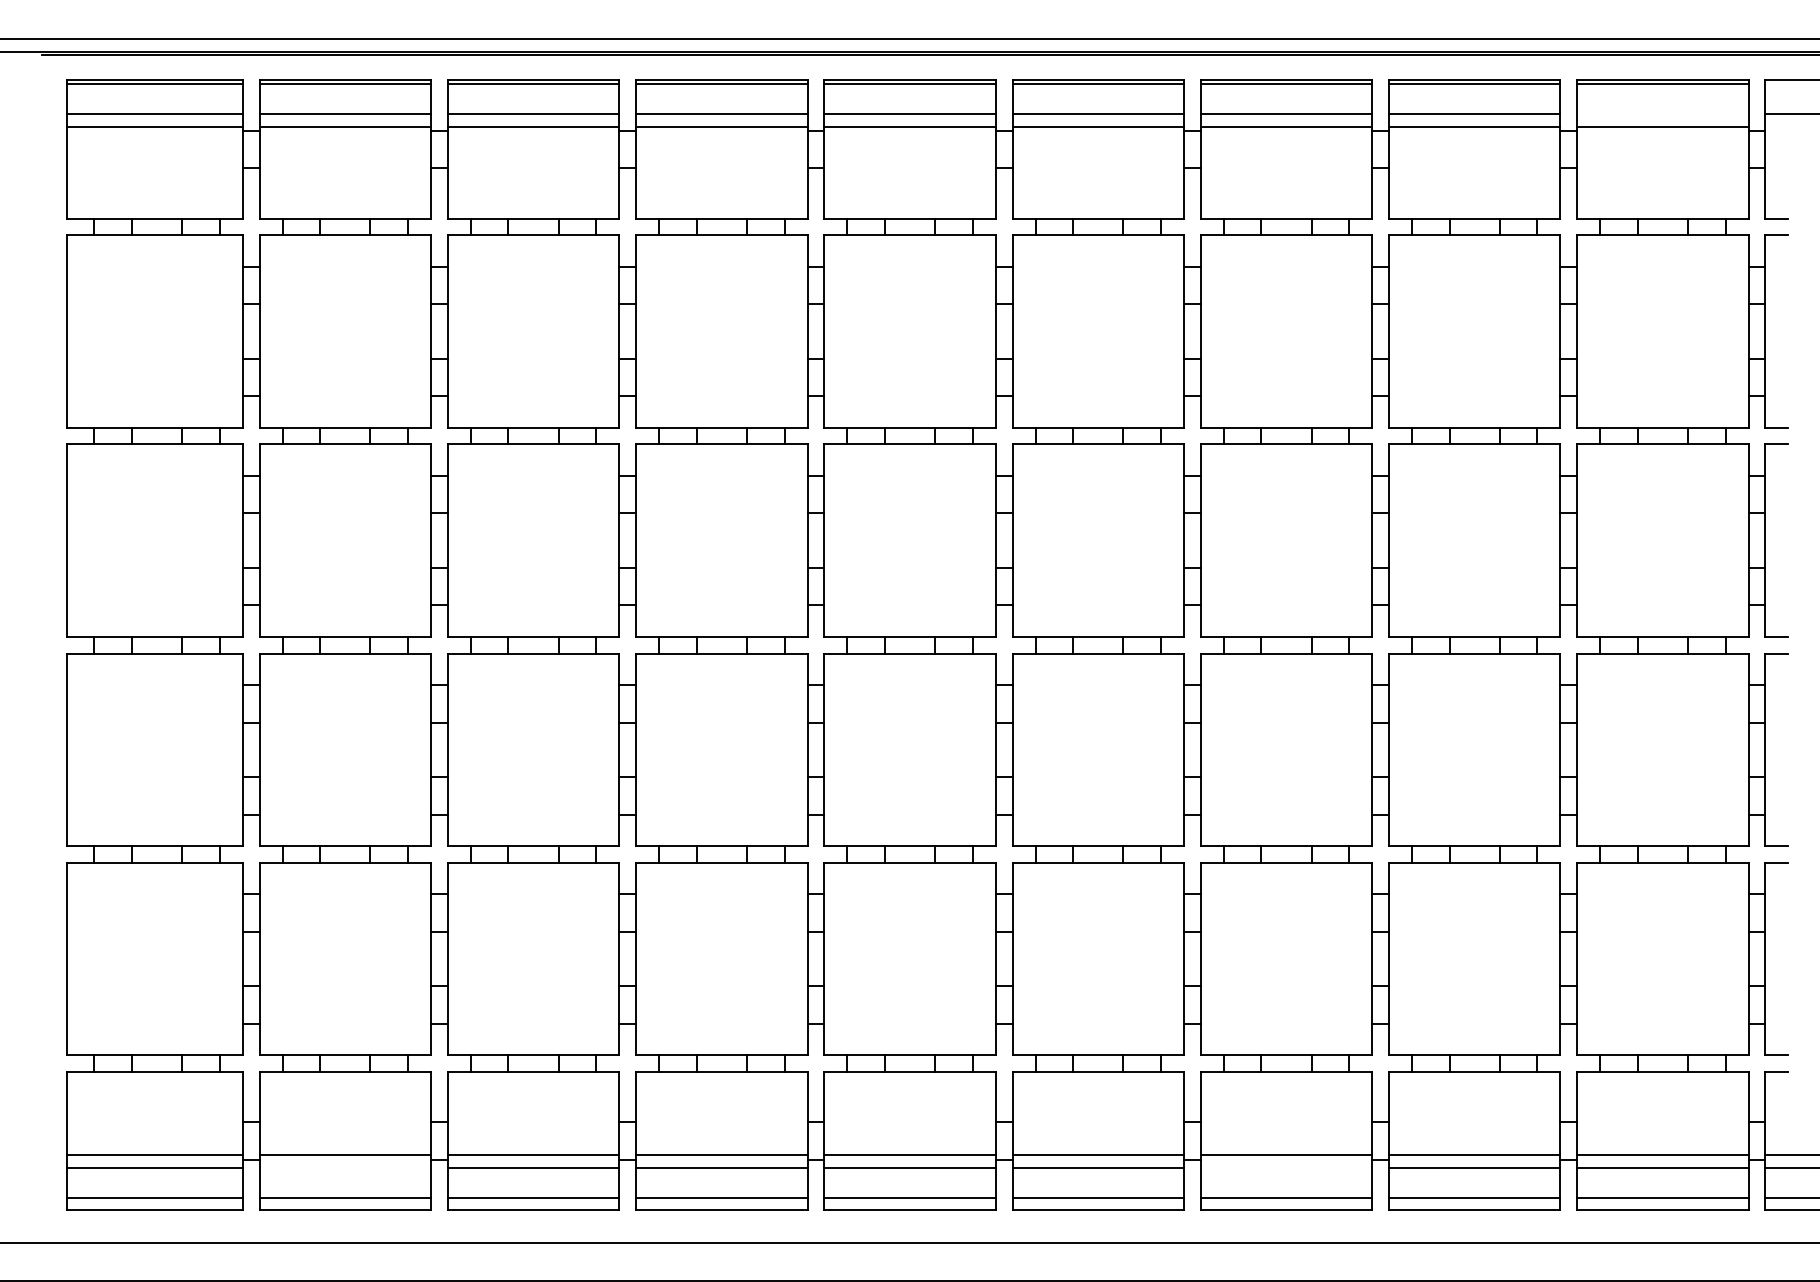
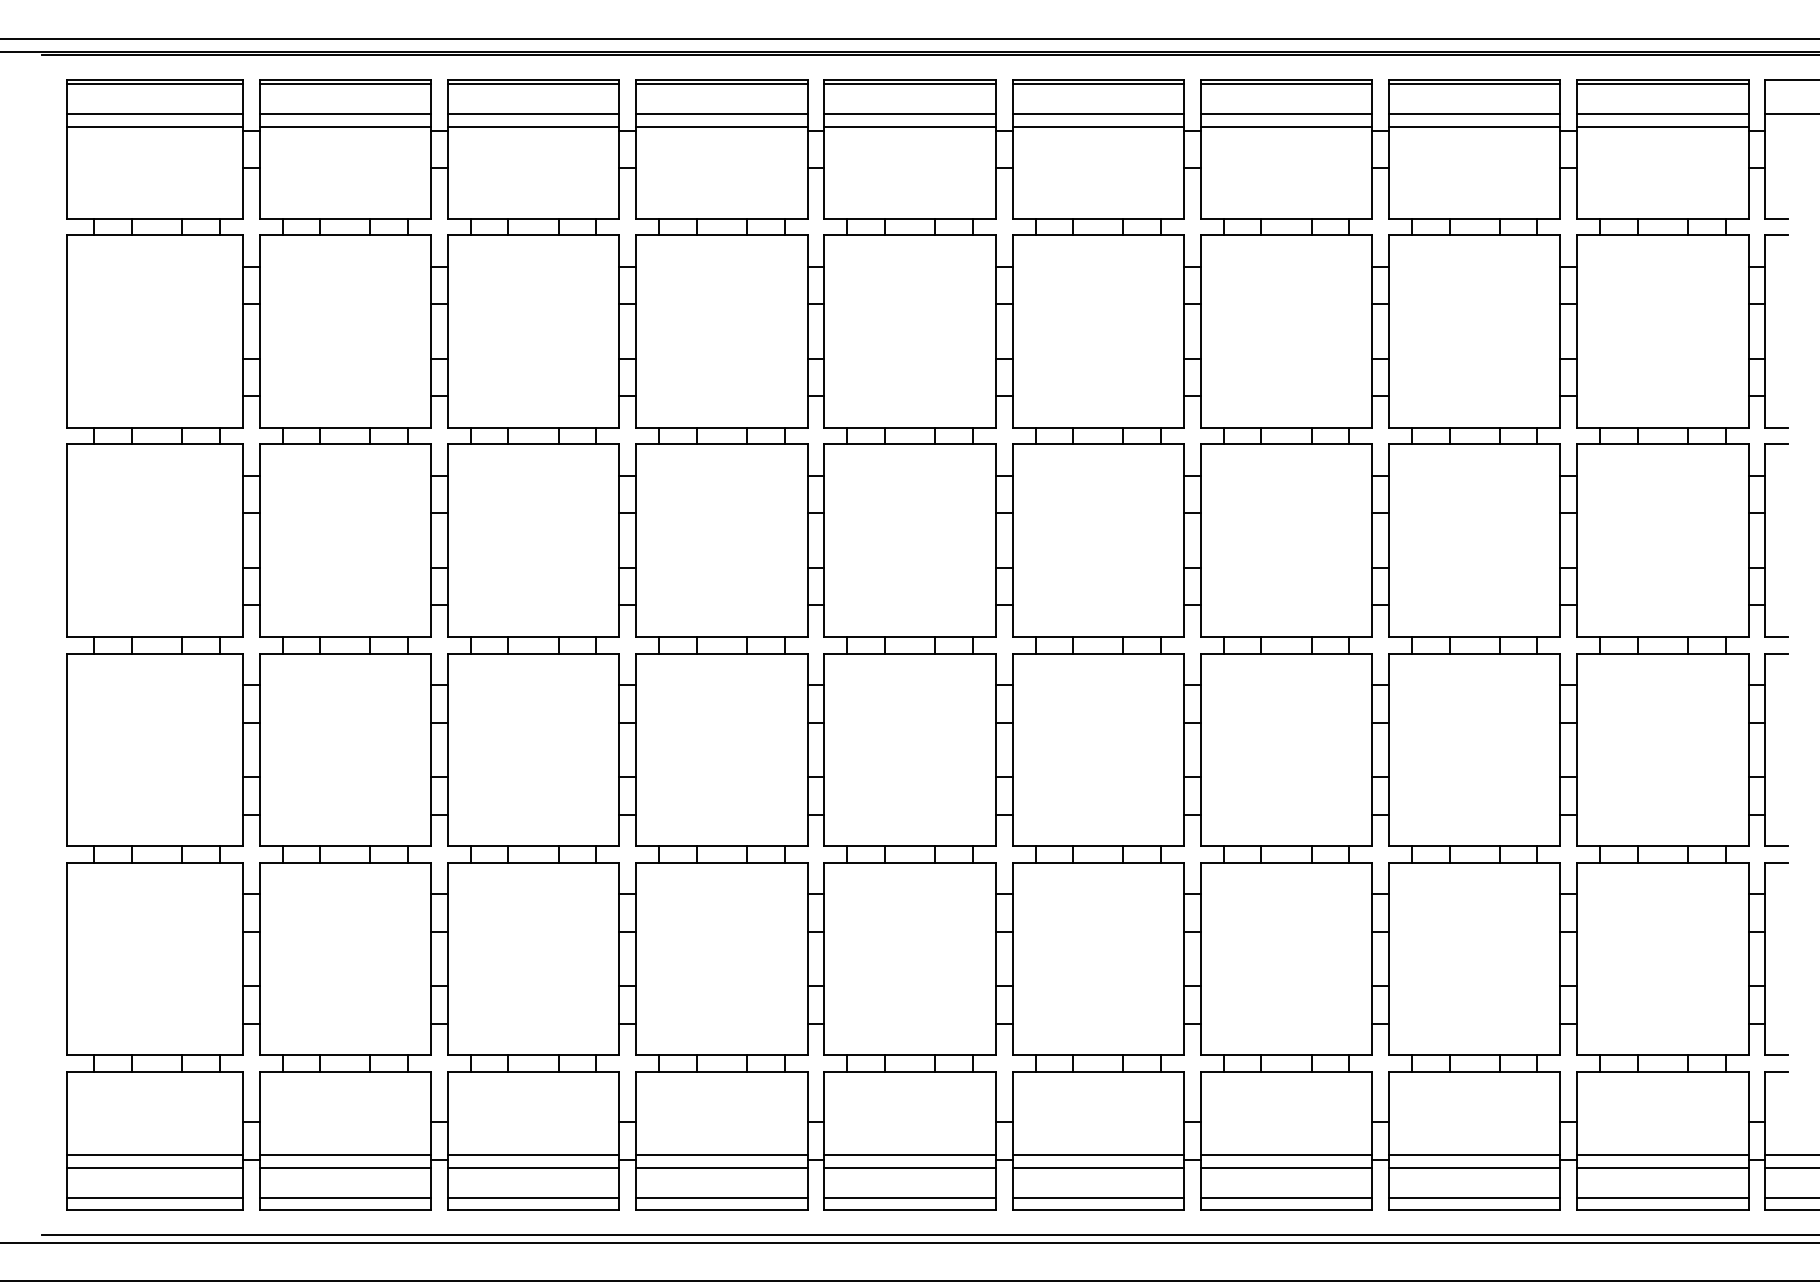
line: none -> present (1662, 113)
line: none -> present (345, 1168)
line: none -> present (1286, 1168)
line: none -> present (929, 1234)
